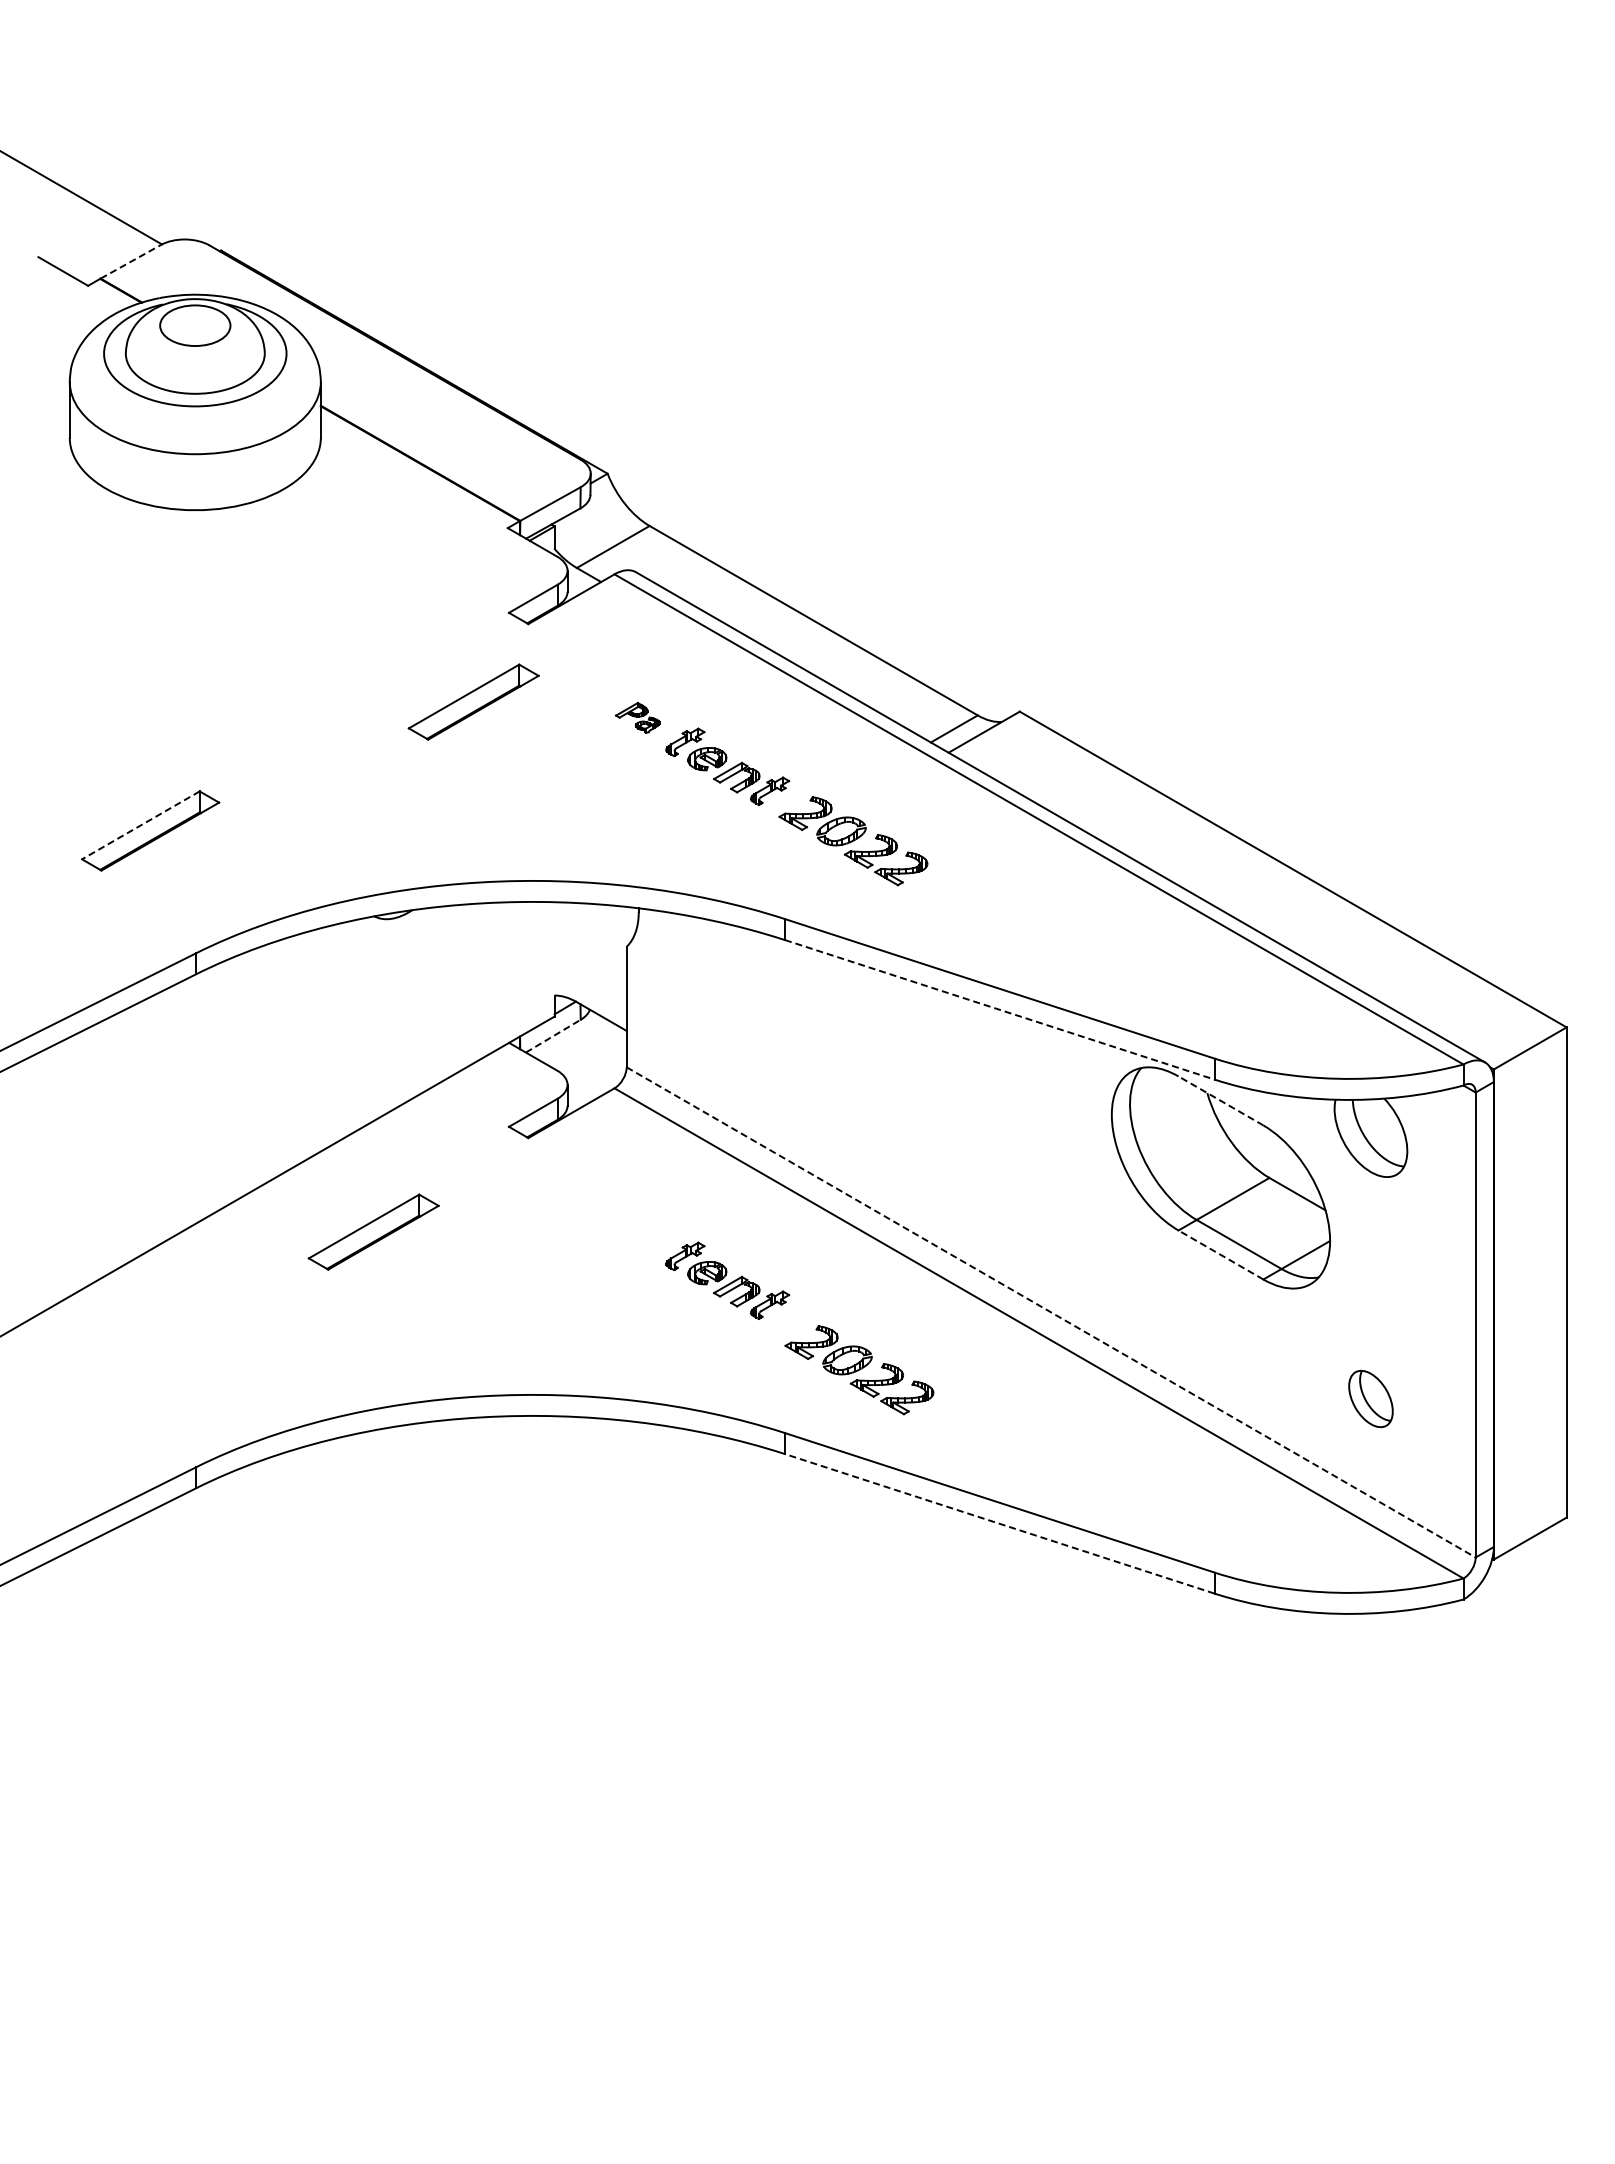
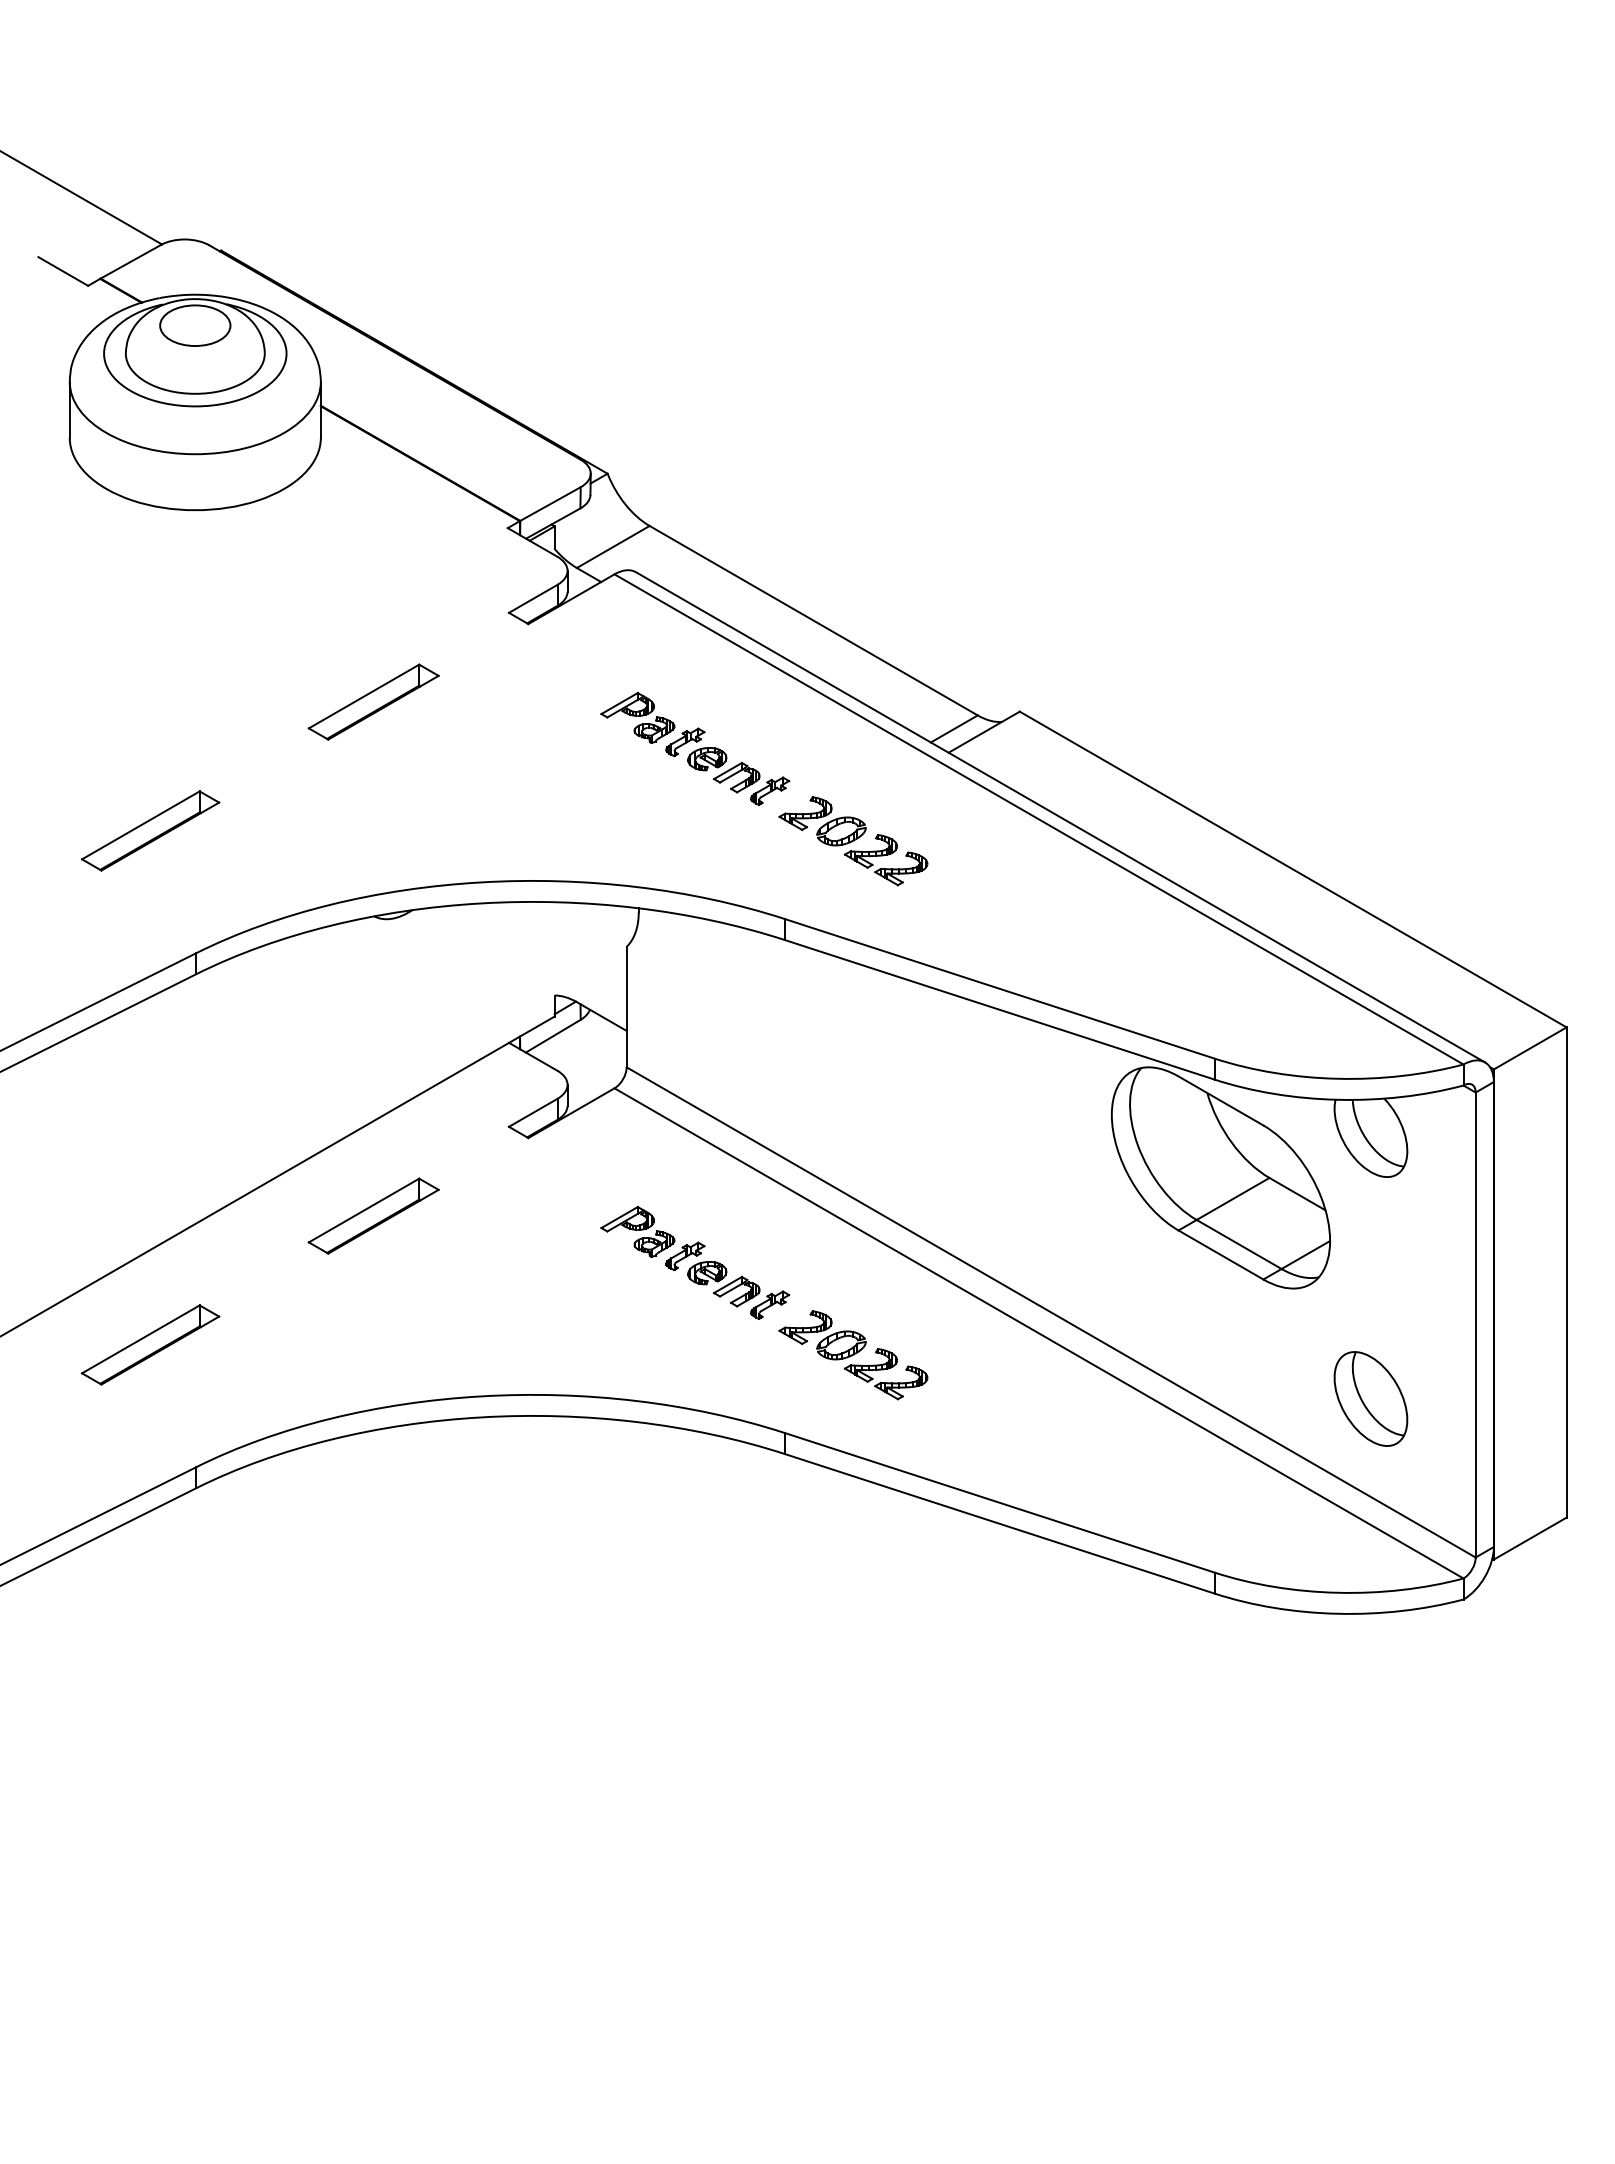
line: dashed -> solid (130, 261)
part position: (473, 701) -> (373, 701) (373, 701)
part size: 46x32 px -> 76x52 px (637, 717)
line: dashed -> solid (140, 825)
line: dashed -> solid (999, 1009)
line: dashed -> solid (553, 1036)
line: dashed -> solid (1220, 1100)
part position: (373, 1231) -> (373, 1215) (373, 1215)
part: none -> present (637, 1231)
line: dashed -> solid (1220, 1254)
line: dashed -> solid (1051, 1312)
part: none -> present (150, 1344)
part position: (859, 1370) -> (853, 1355) (853, 1355)
part size: 46x60 px -> 76x96 px (1370, 1398)
line: dashed -> solid (999, 1523)
